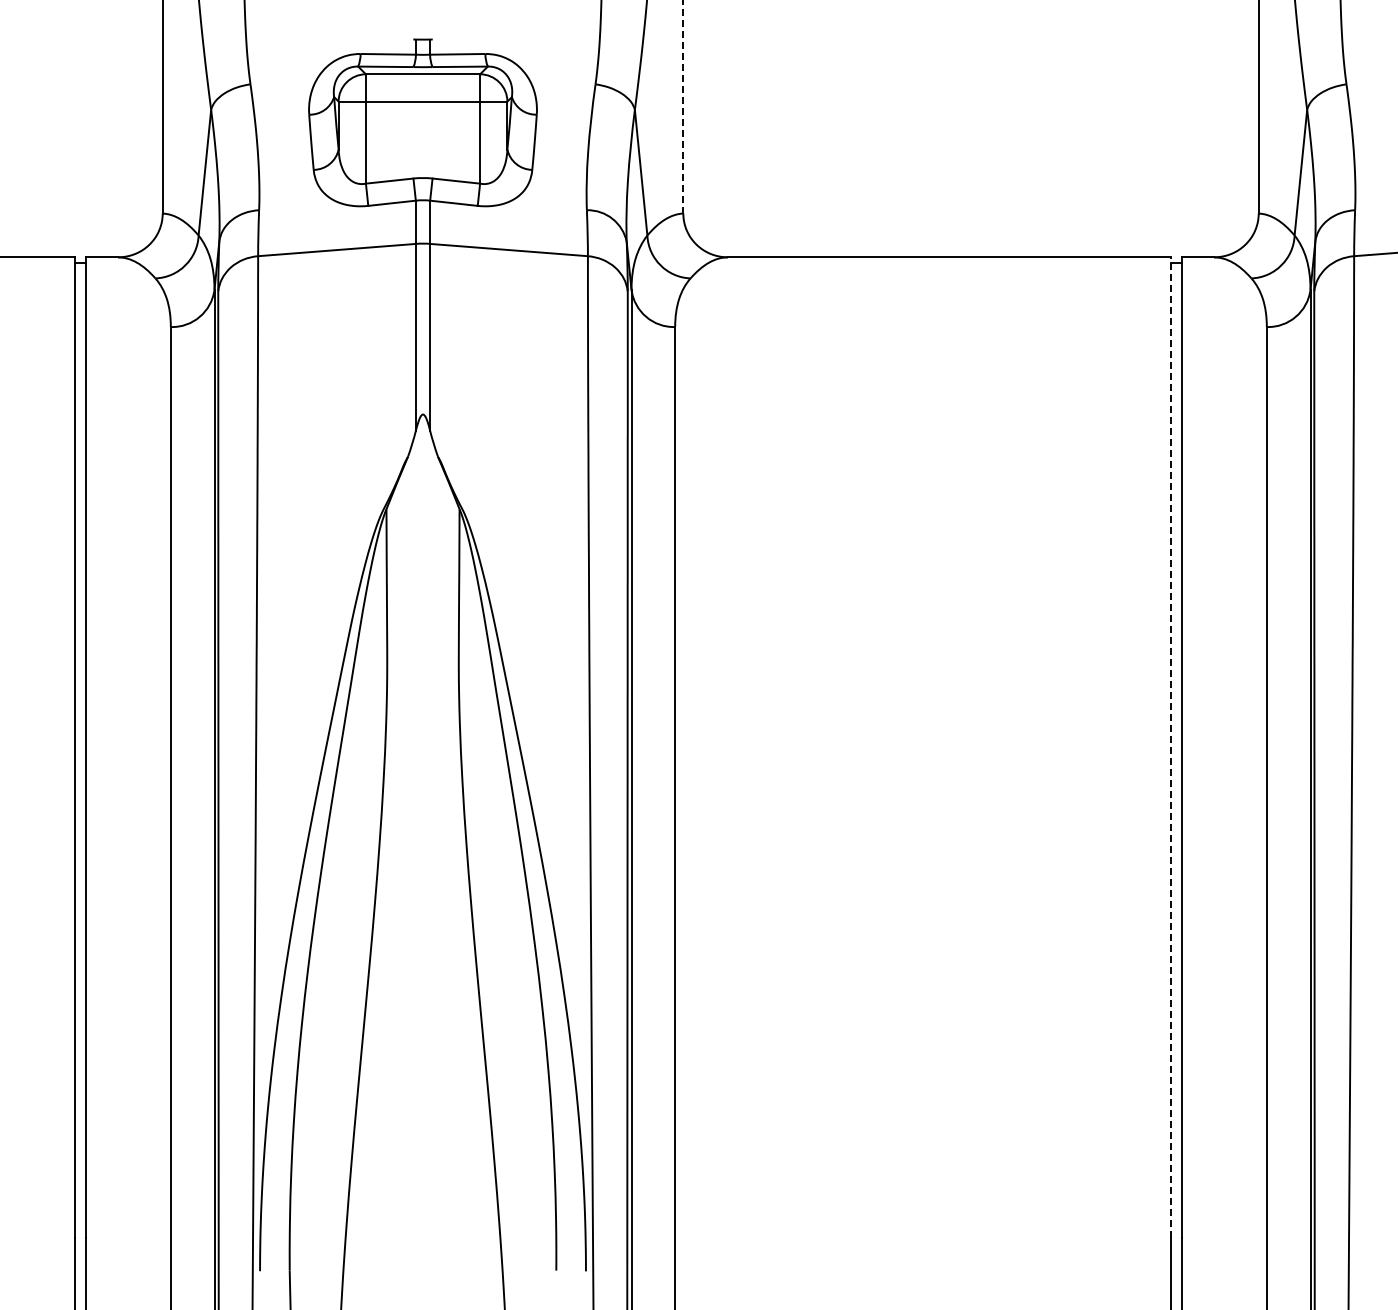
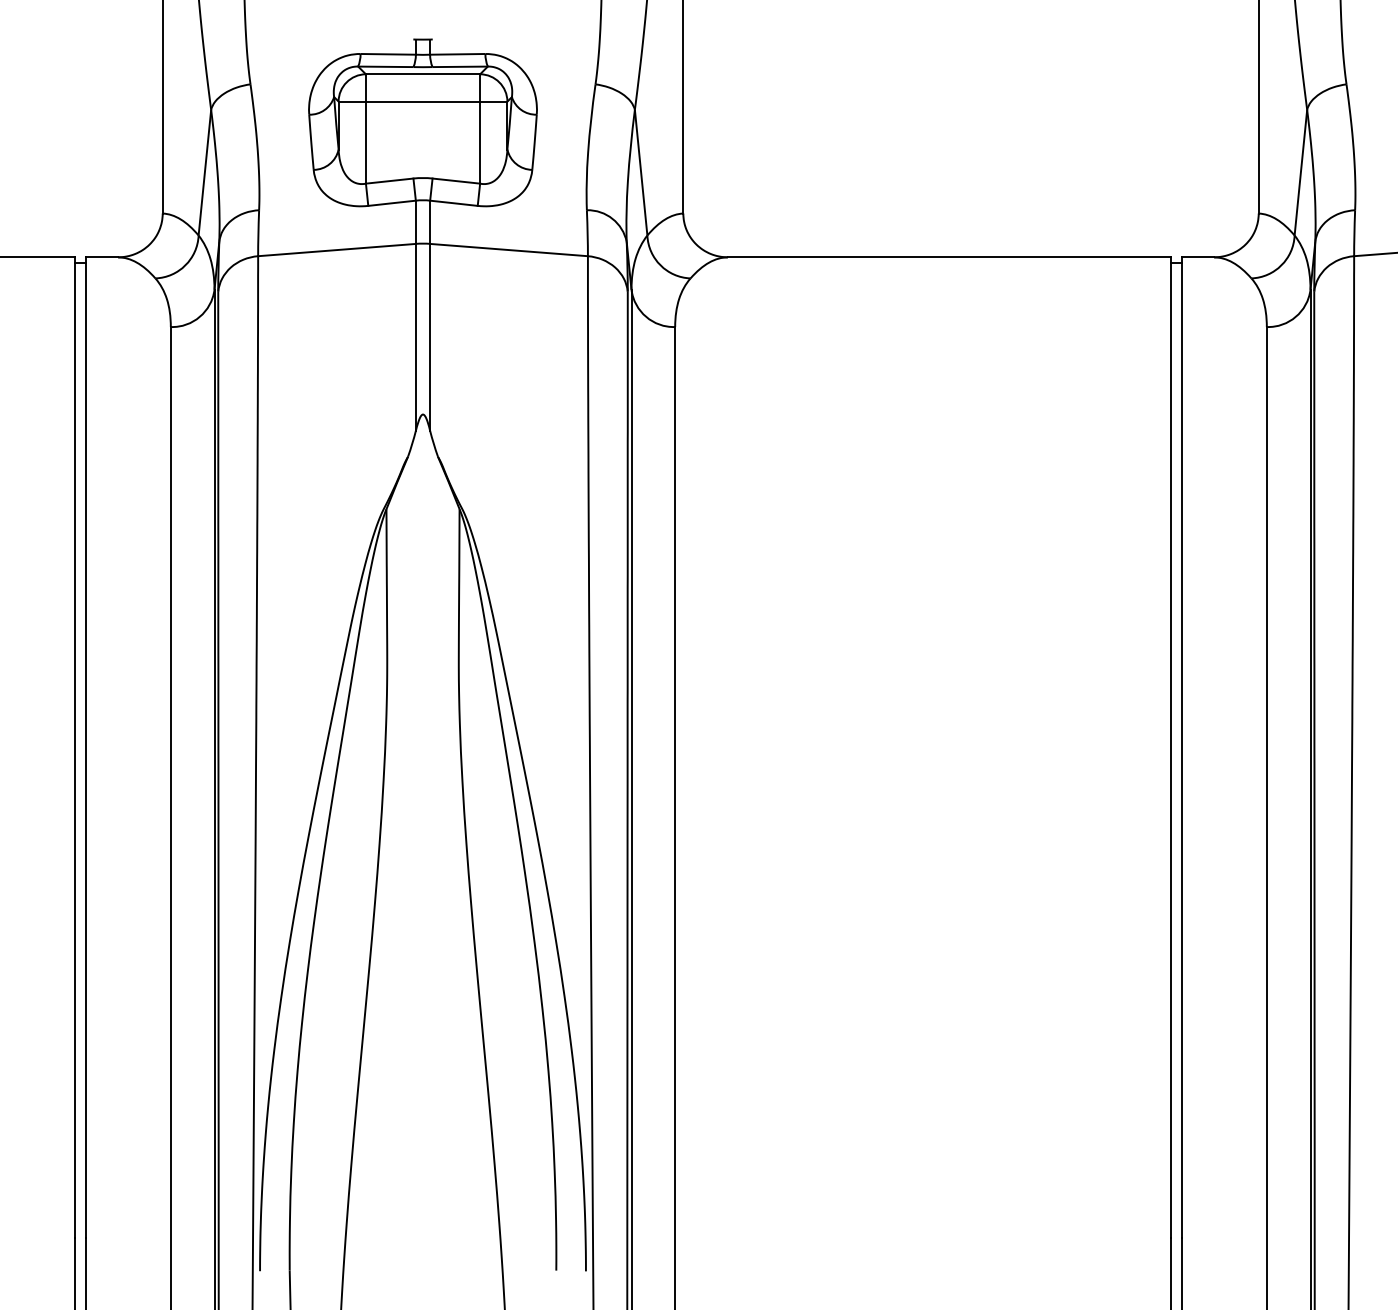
line: dashed -> solid (683, 106)
line: dashed -> solid (1171, 747)
